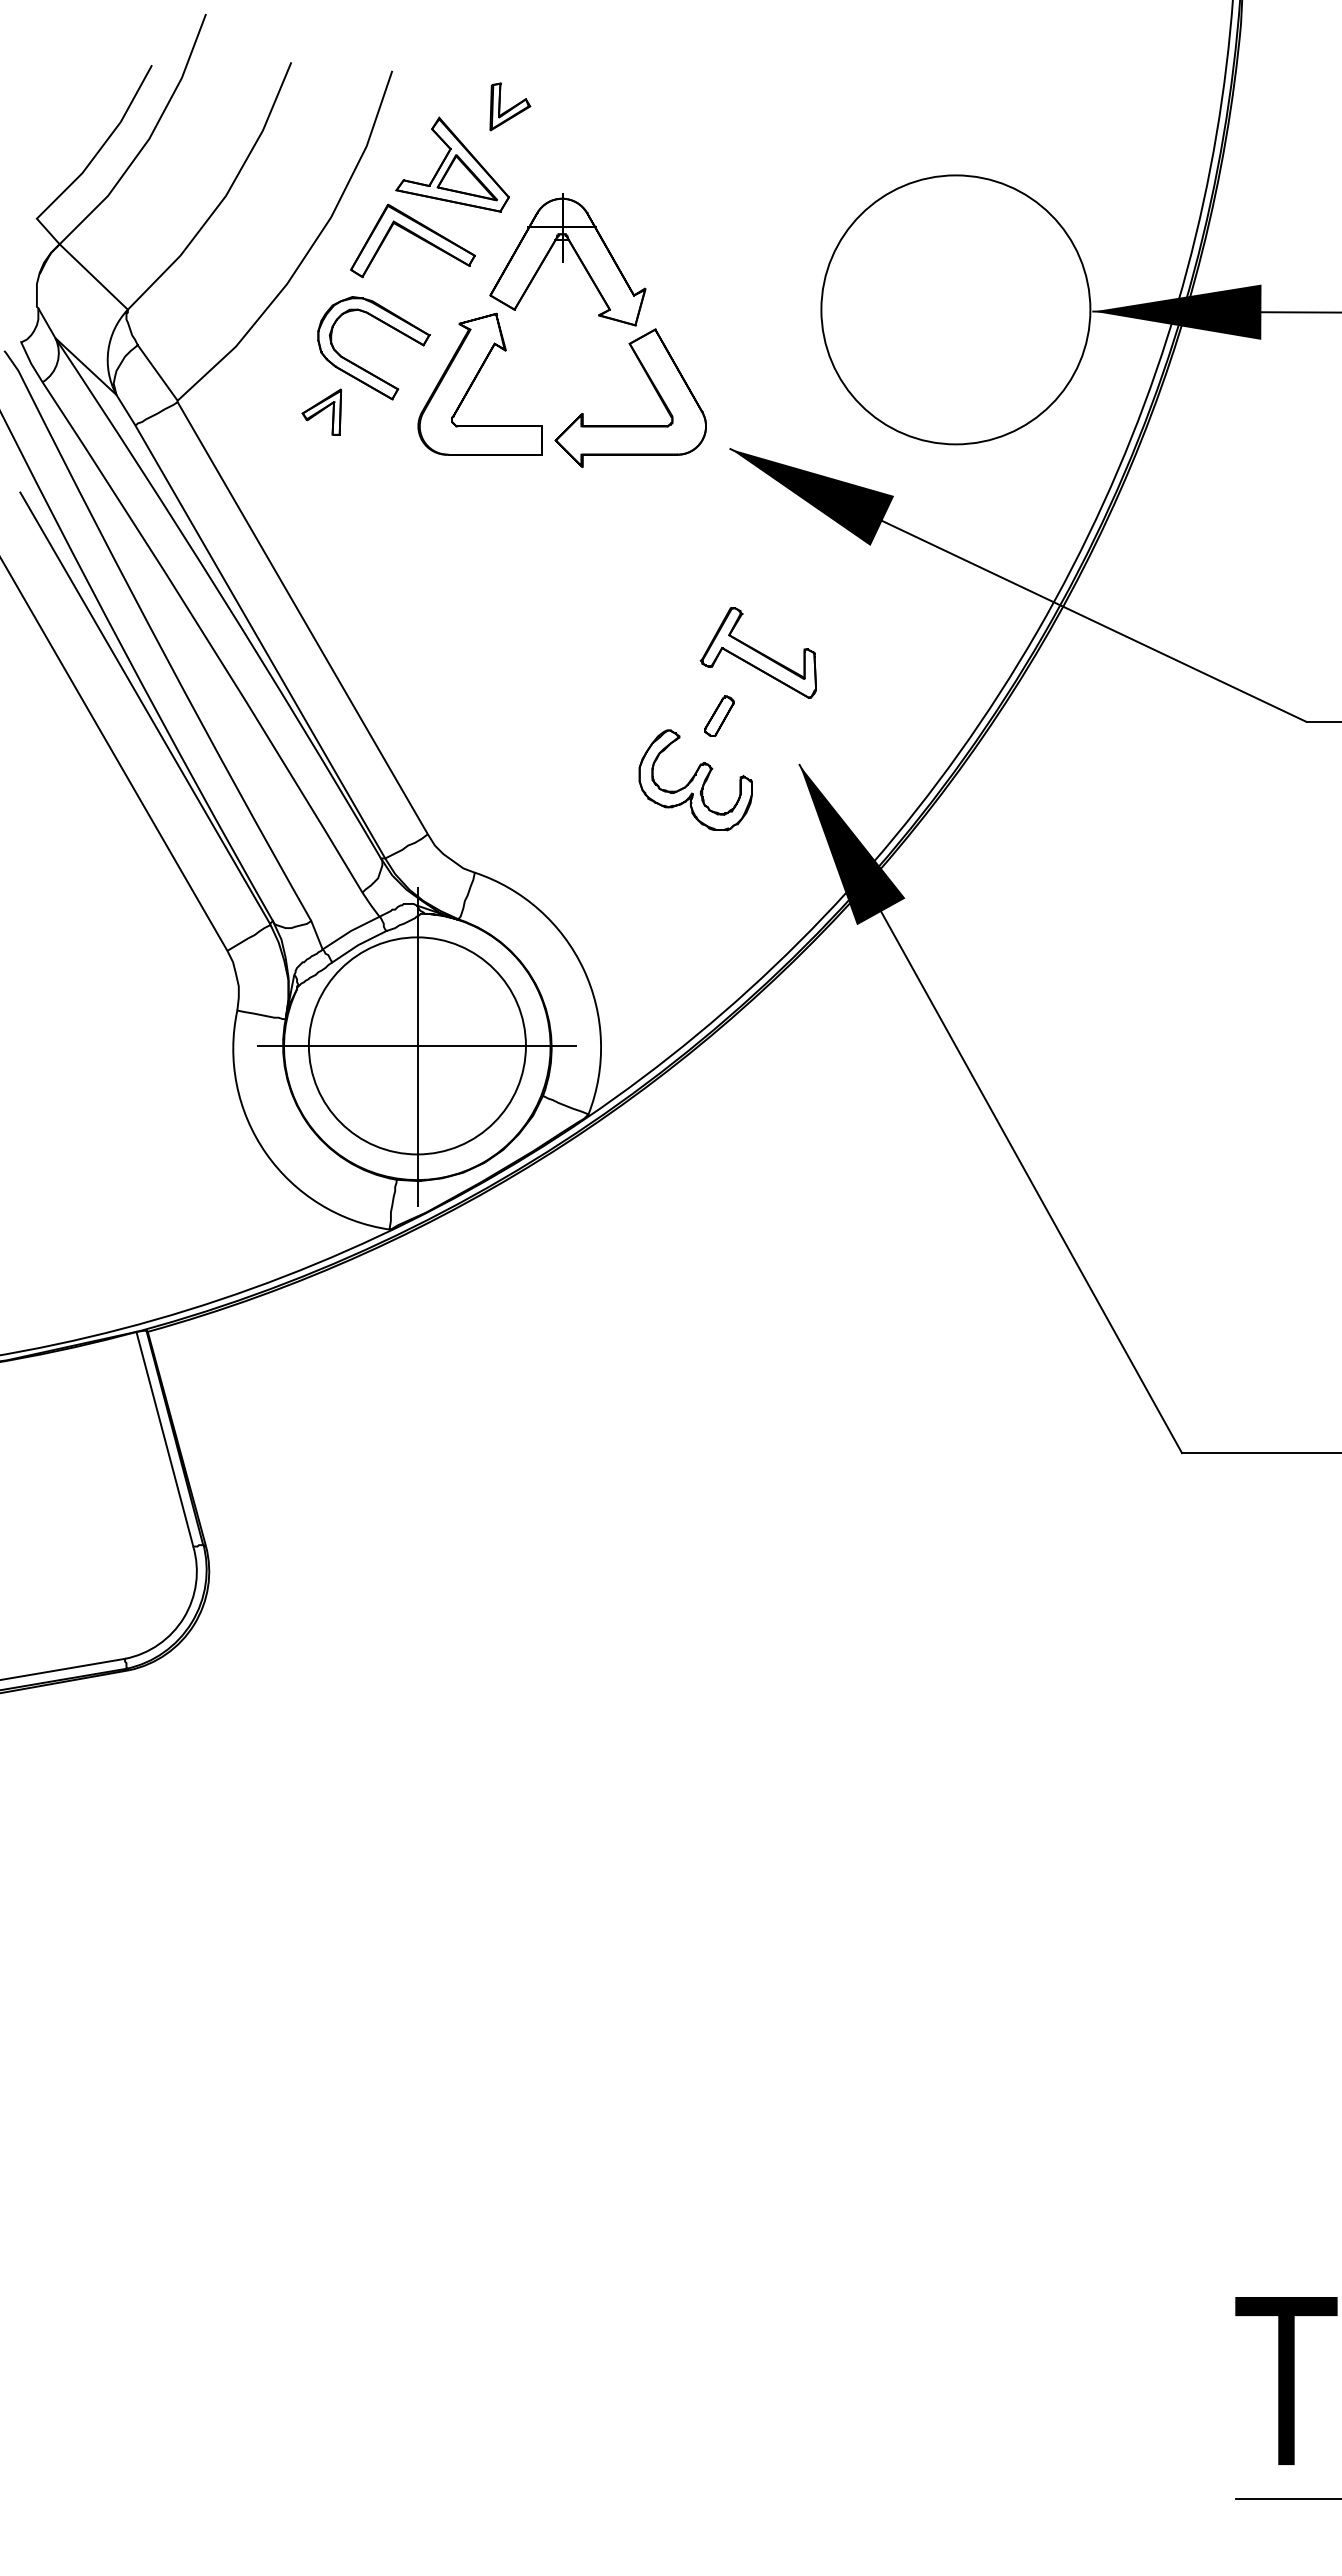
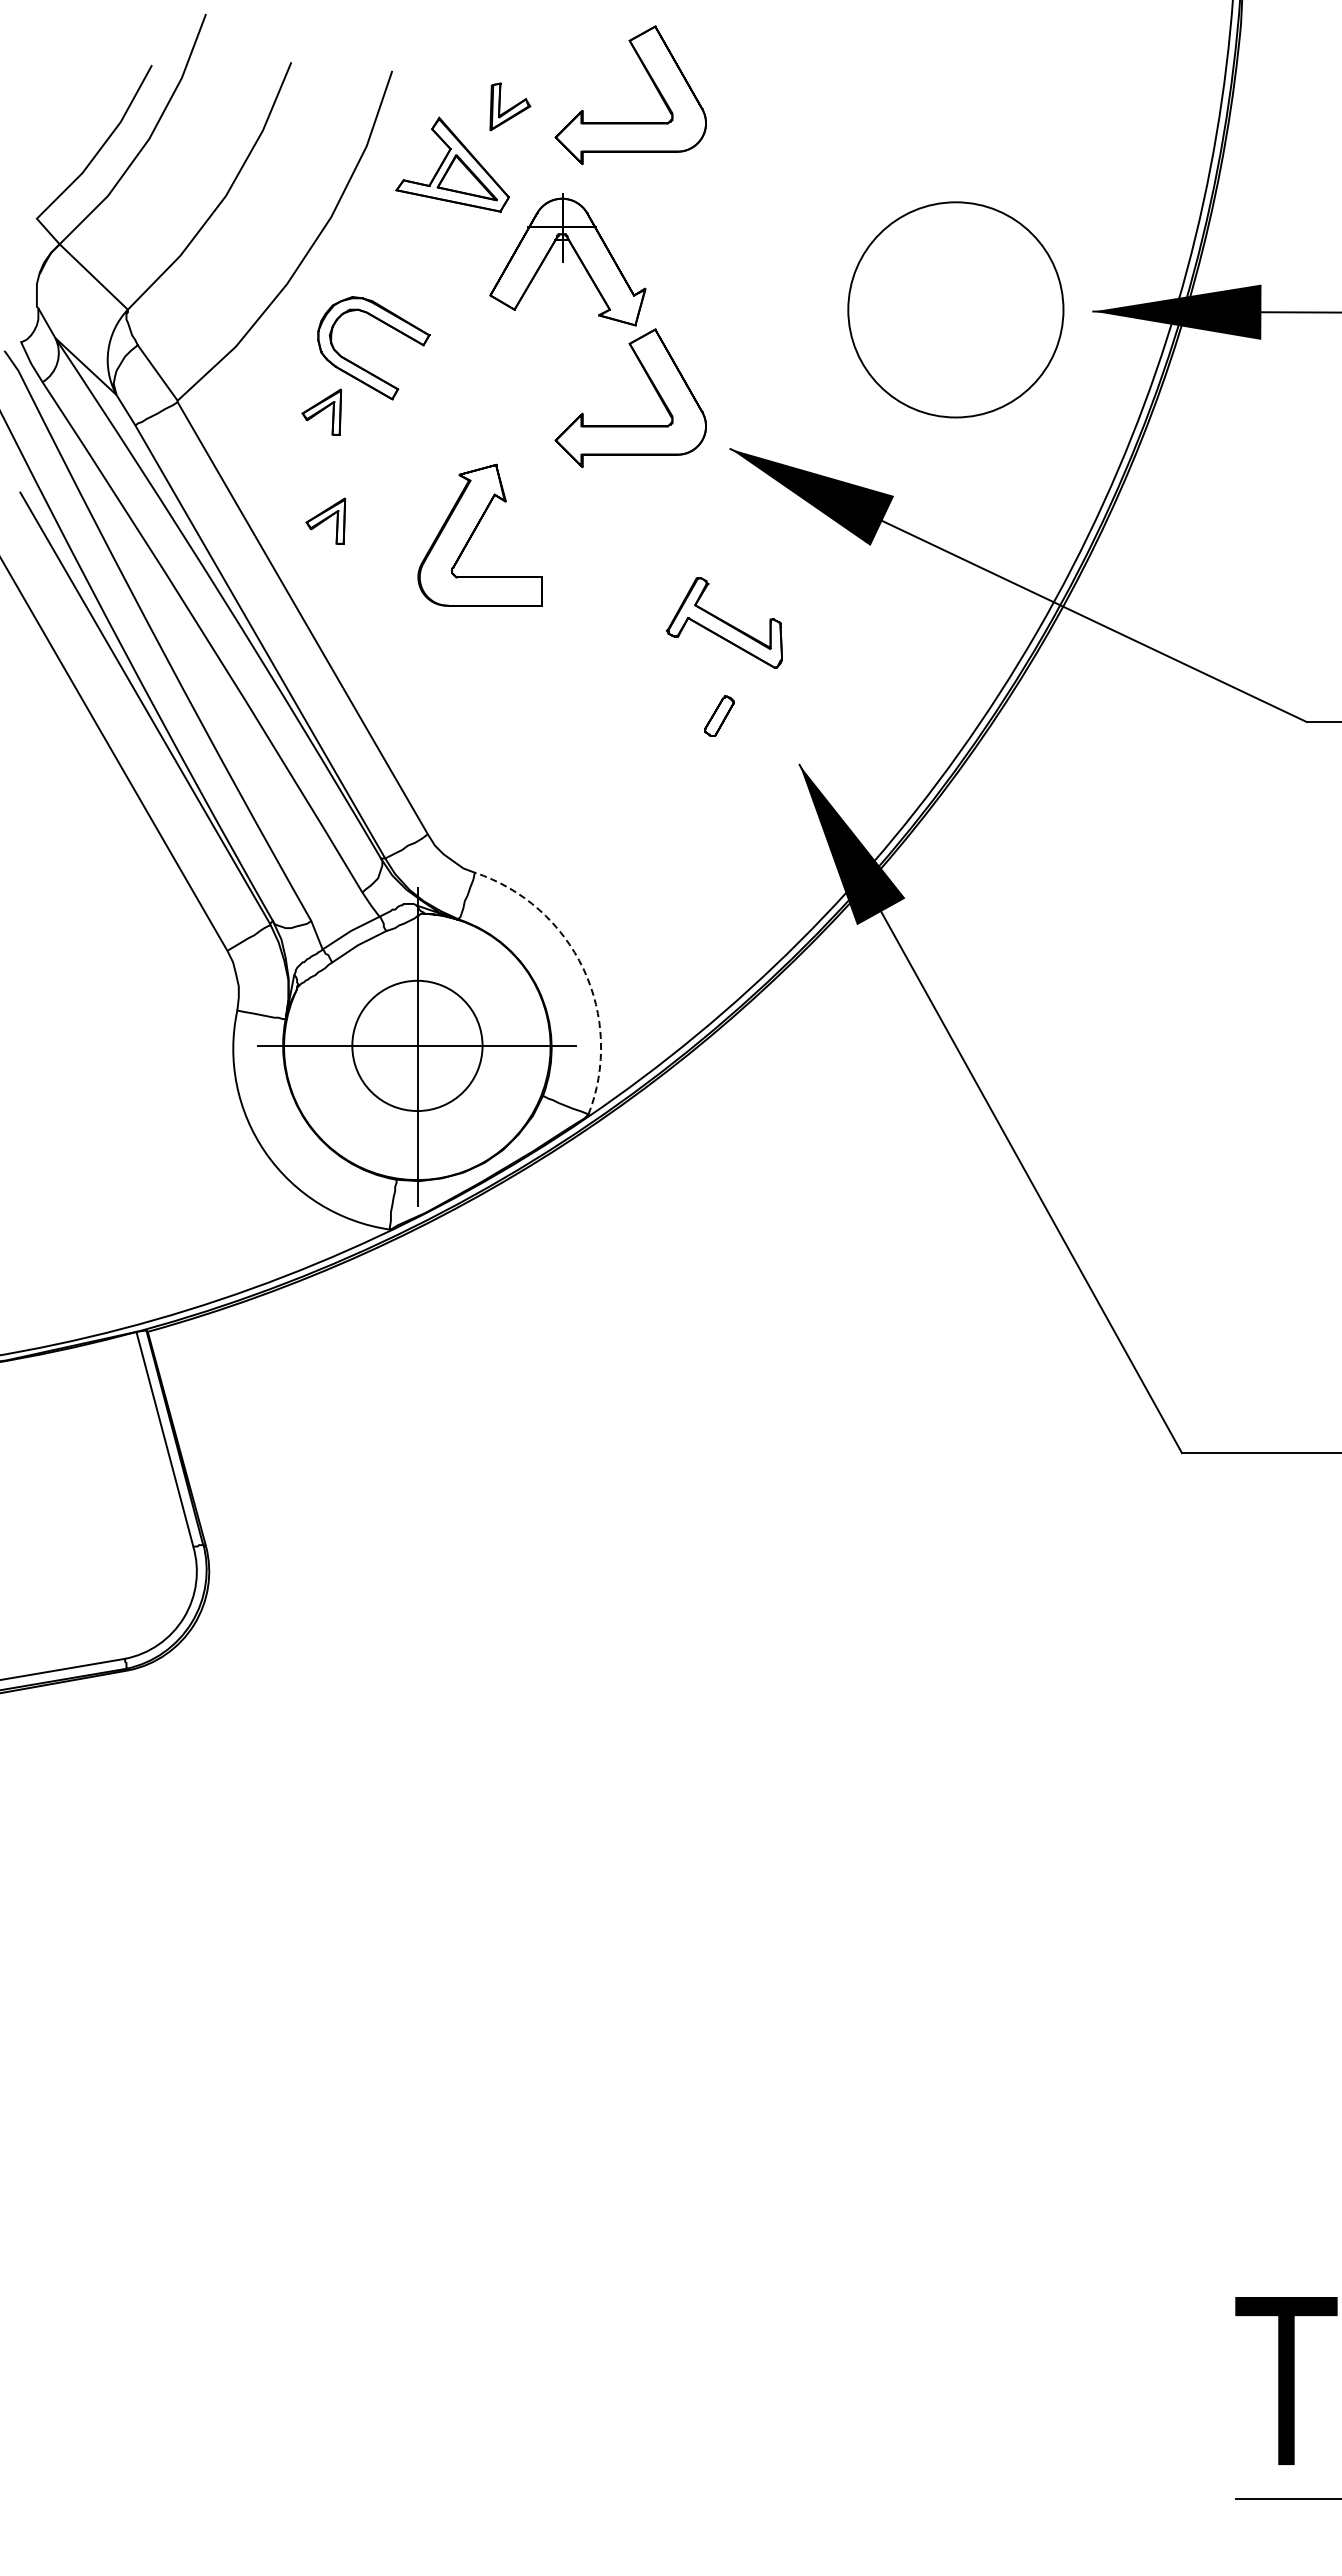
part: none -> present (651, 81)
part: present -> none (412, 240)
circle diameter: 269 px -> 215 px (955, 309)
part position: (479, 383) -> (479, 534) (479, 534)
part: none -> present (325, 520)
part position: (757, 652) -> (723, 622) (723, 622)
part: present -> none (695, 780)
arc: solid -> dashed (583, 969)
circle diameter: 217 px -> 130 px (417, 1045)
